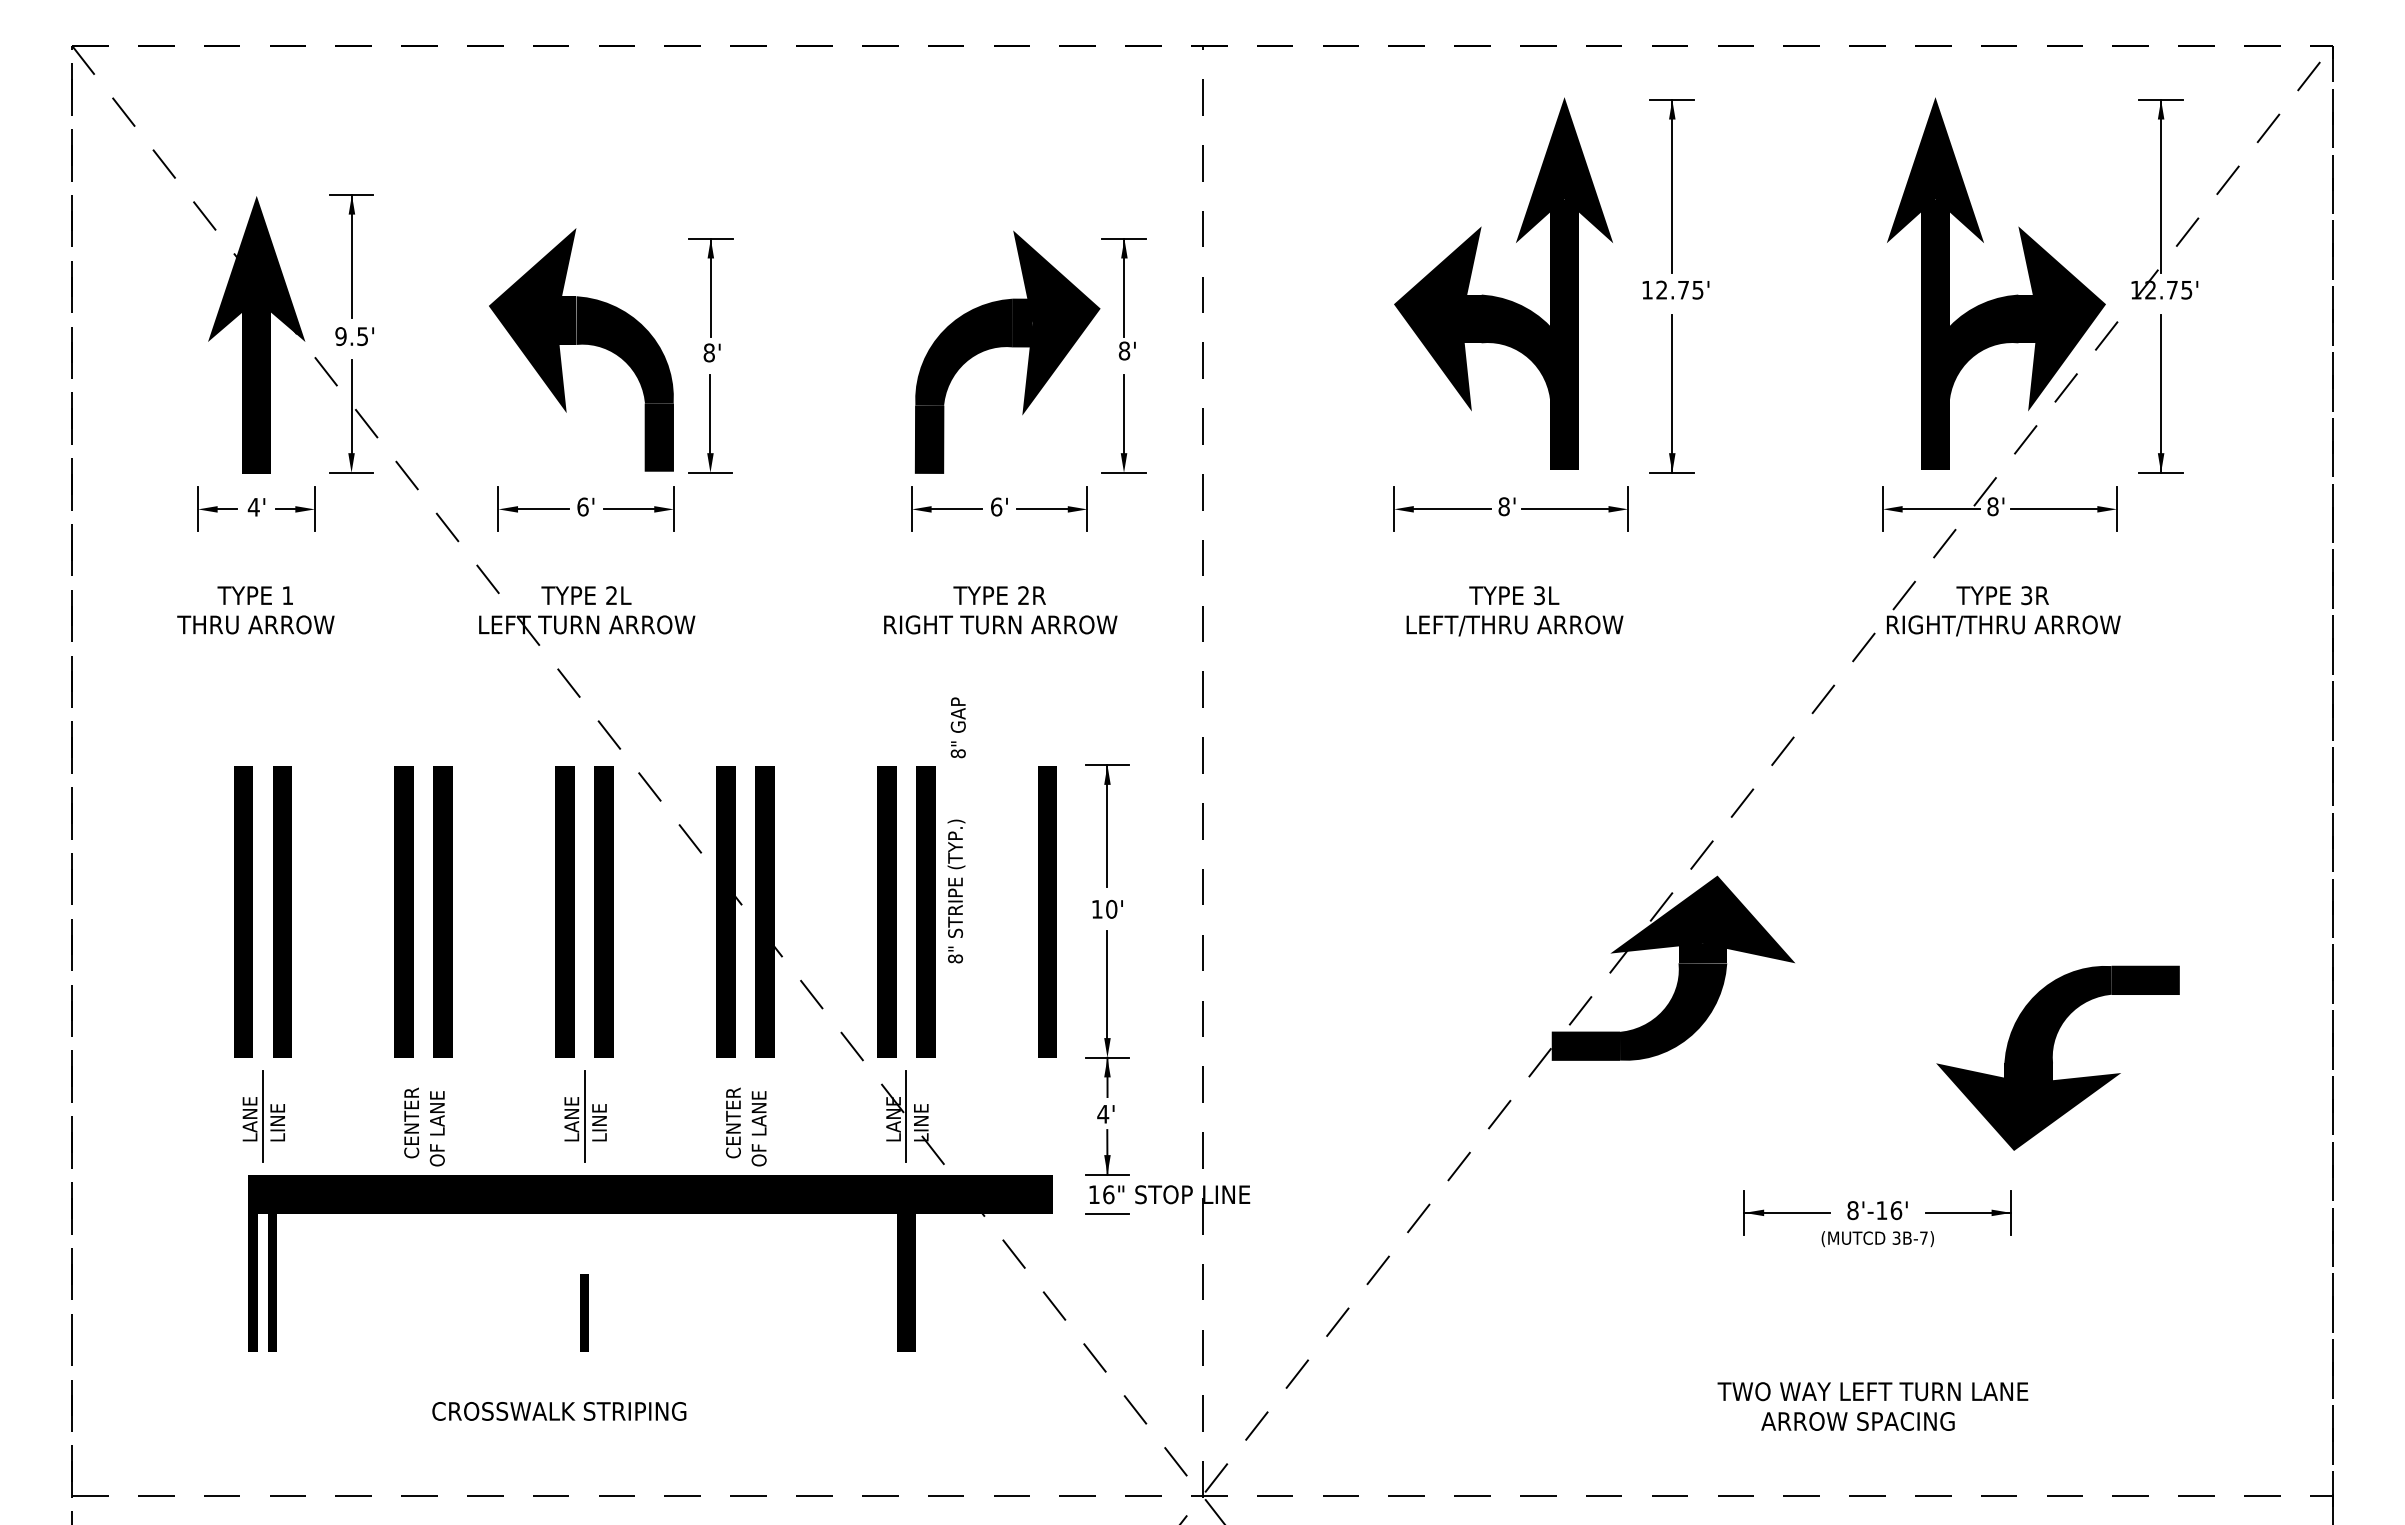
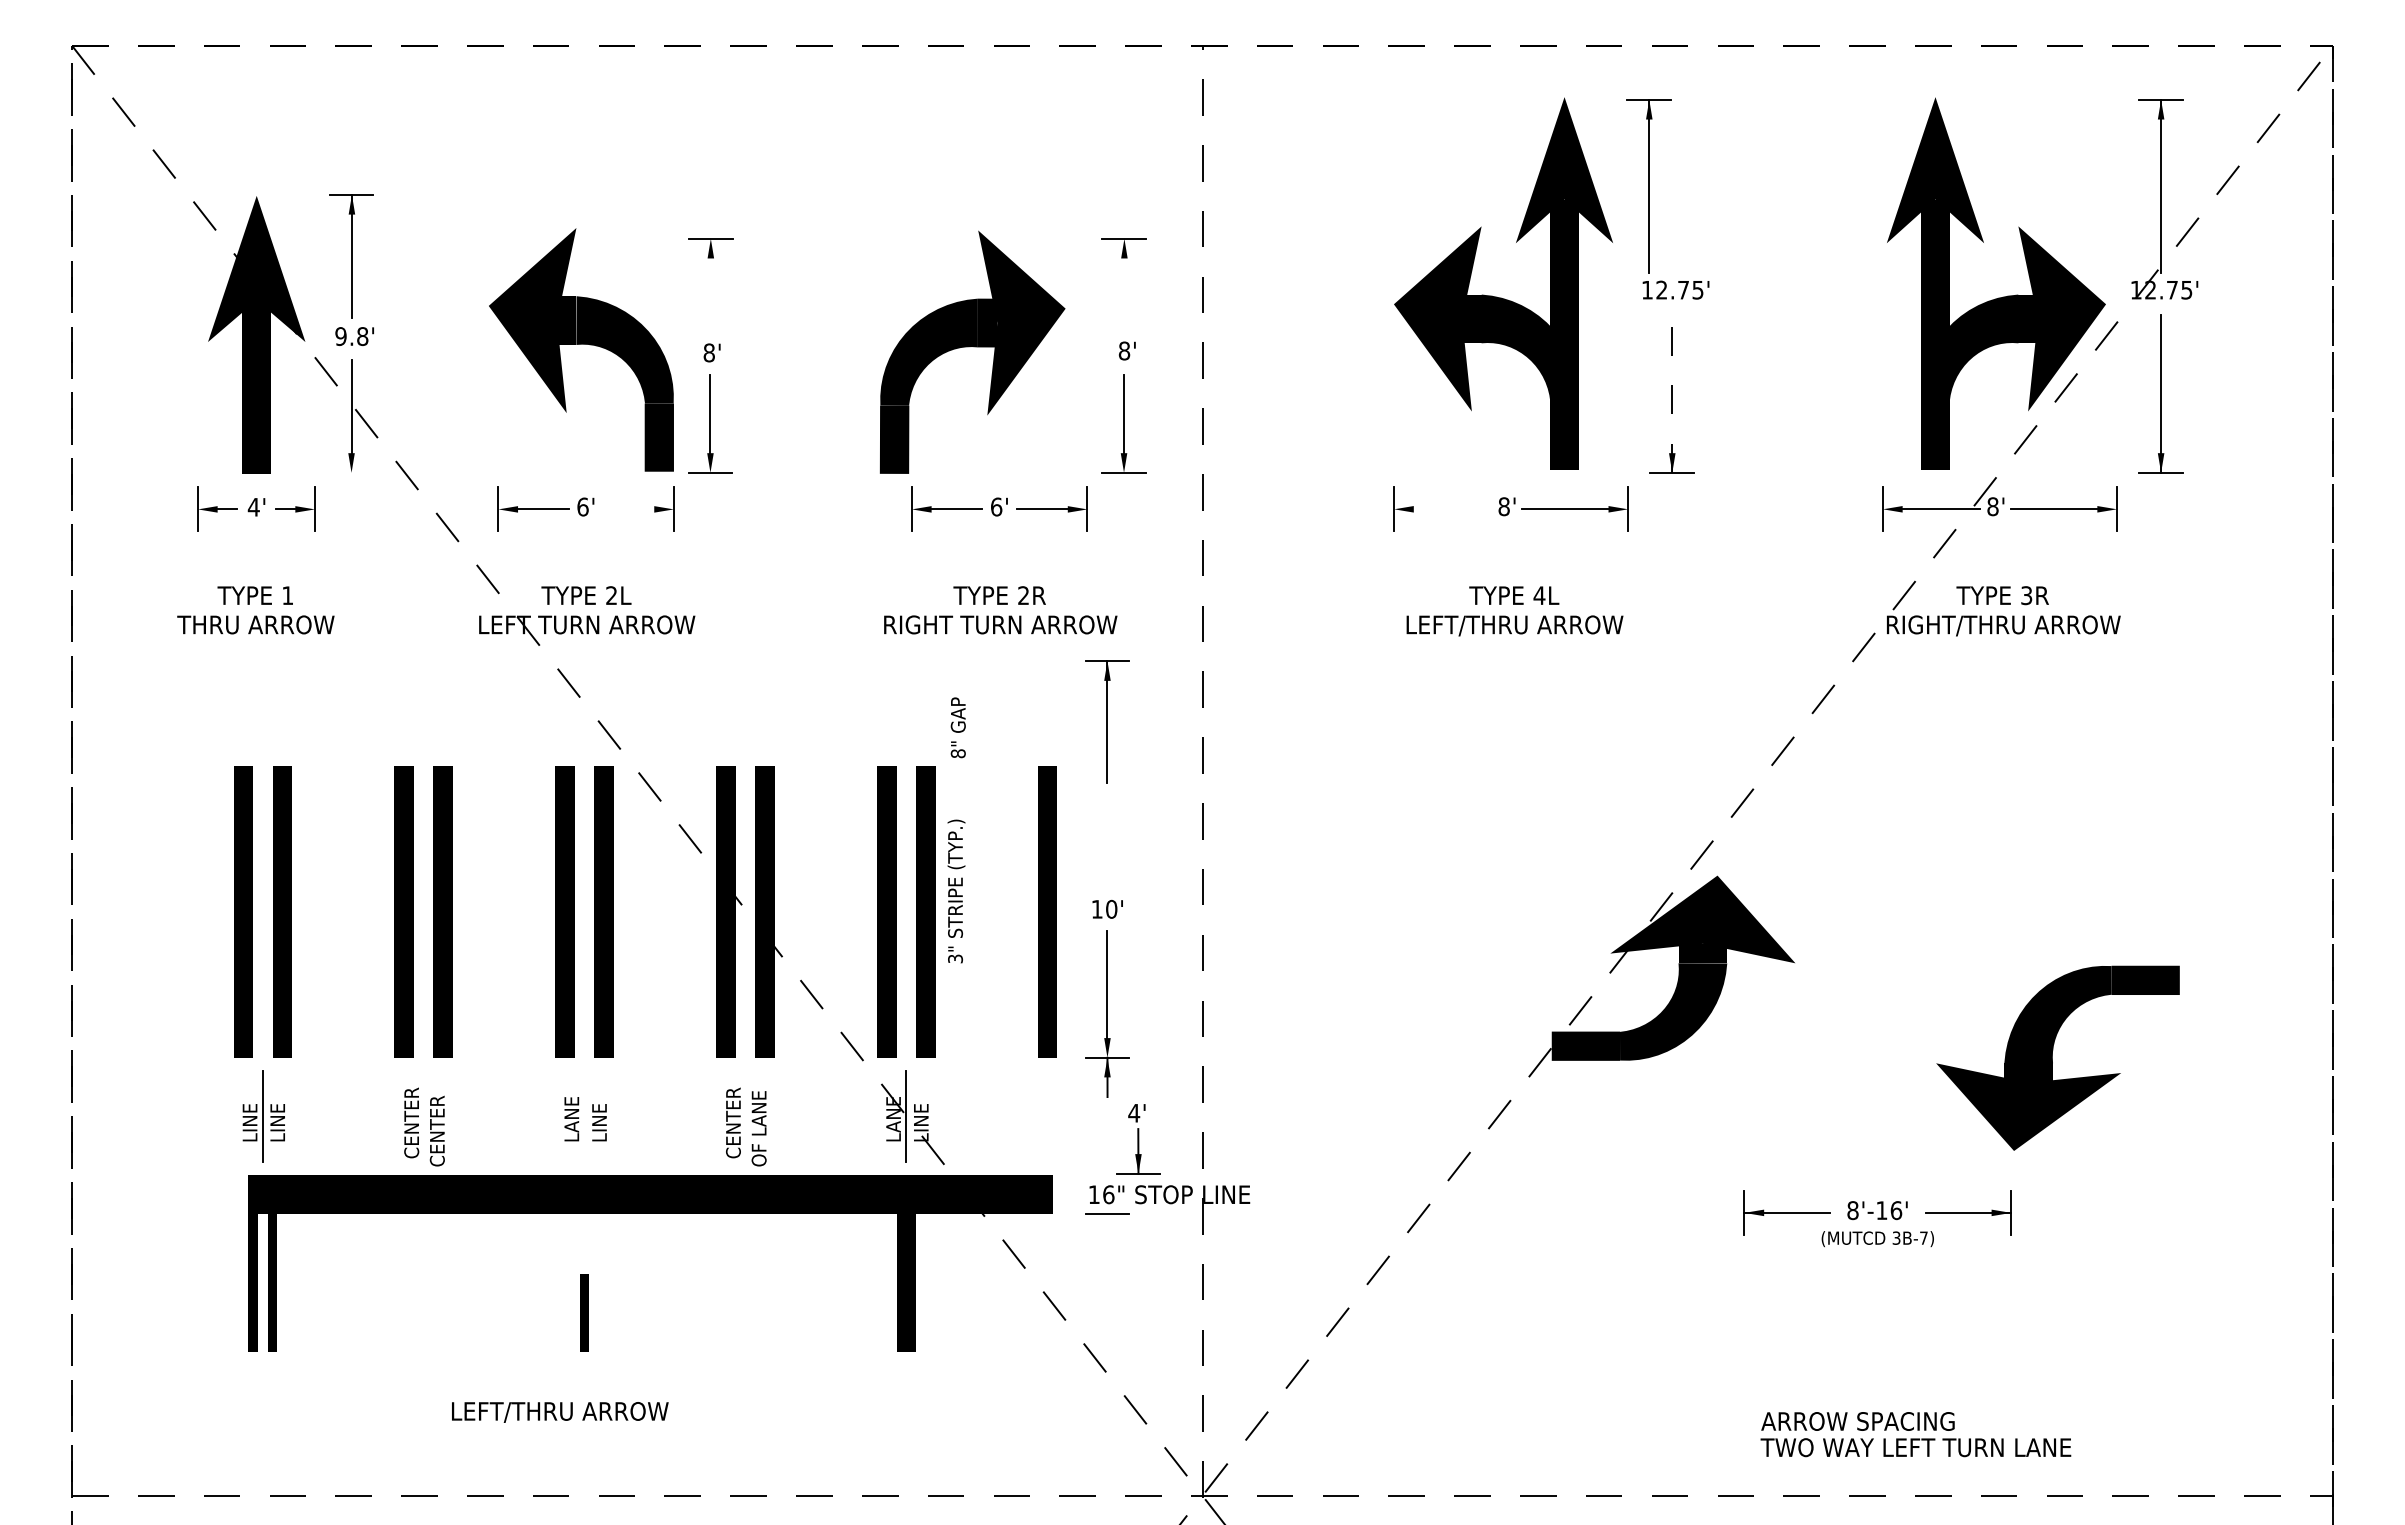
part position: (1671, 186) -> (1648, 186) (1648, 186)
line: present -> none (710, 287)
line: present -> none (1124, 287)
text: 9.5' -> 9.8' (362, 336)
part position: (1007, 351) -> (972, 351) (972, 351)
line: solid -> dashed (1672, 393)
line: present -> none (351, 472)
line: present -> none (628, 509)
line: present -> none (1452, 509)
text: 3L -> 4L (1539, 595)
part position: (1107, 825) -> (1107, 721) (1107, 721)
text: 8" -> 3" (955, 958)
text: LANE -> LINE (249, 1114)
line: present -> none (584, 1116)
text: OF LANE -> CENTER (437, 1126)
part position: (1107, 1140) -> (1138, 1139) (1138, 1139)
text position: (1872, 1391) -> (1915, 1447) (1915, 1447)
text: CROSSWALK STRIPING -> LEFT/THRU ARROW (559, 1412)
